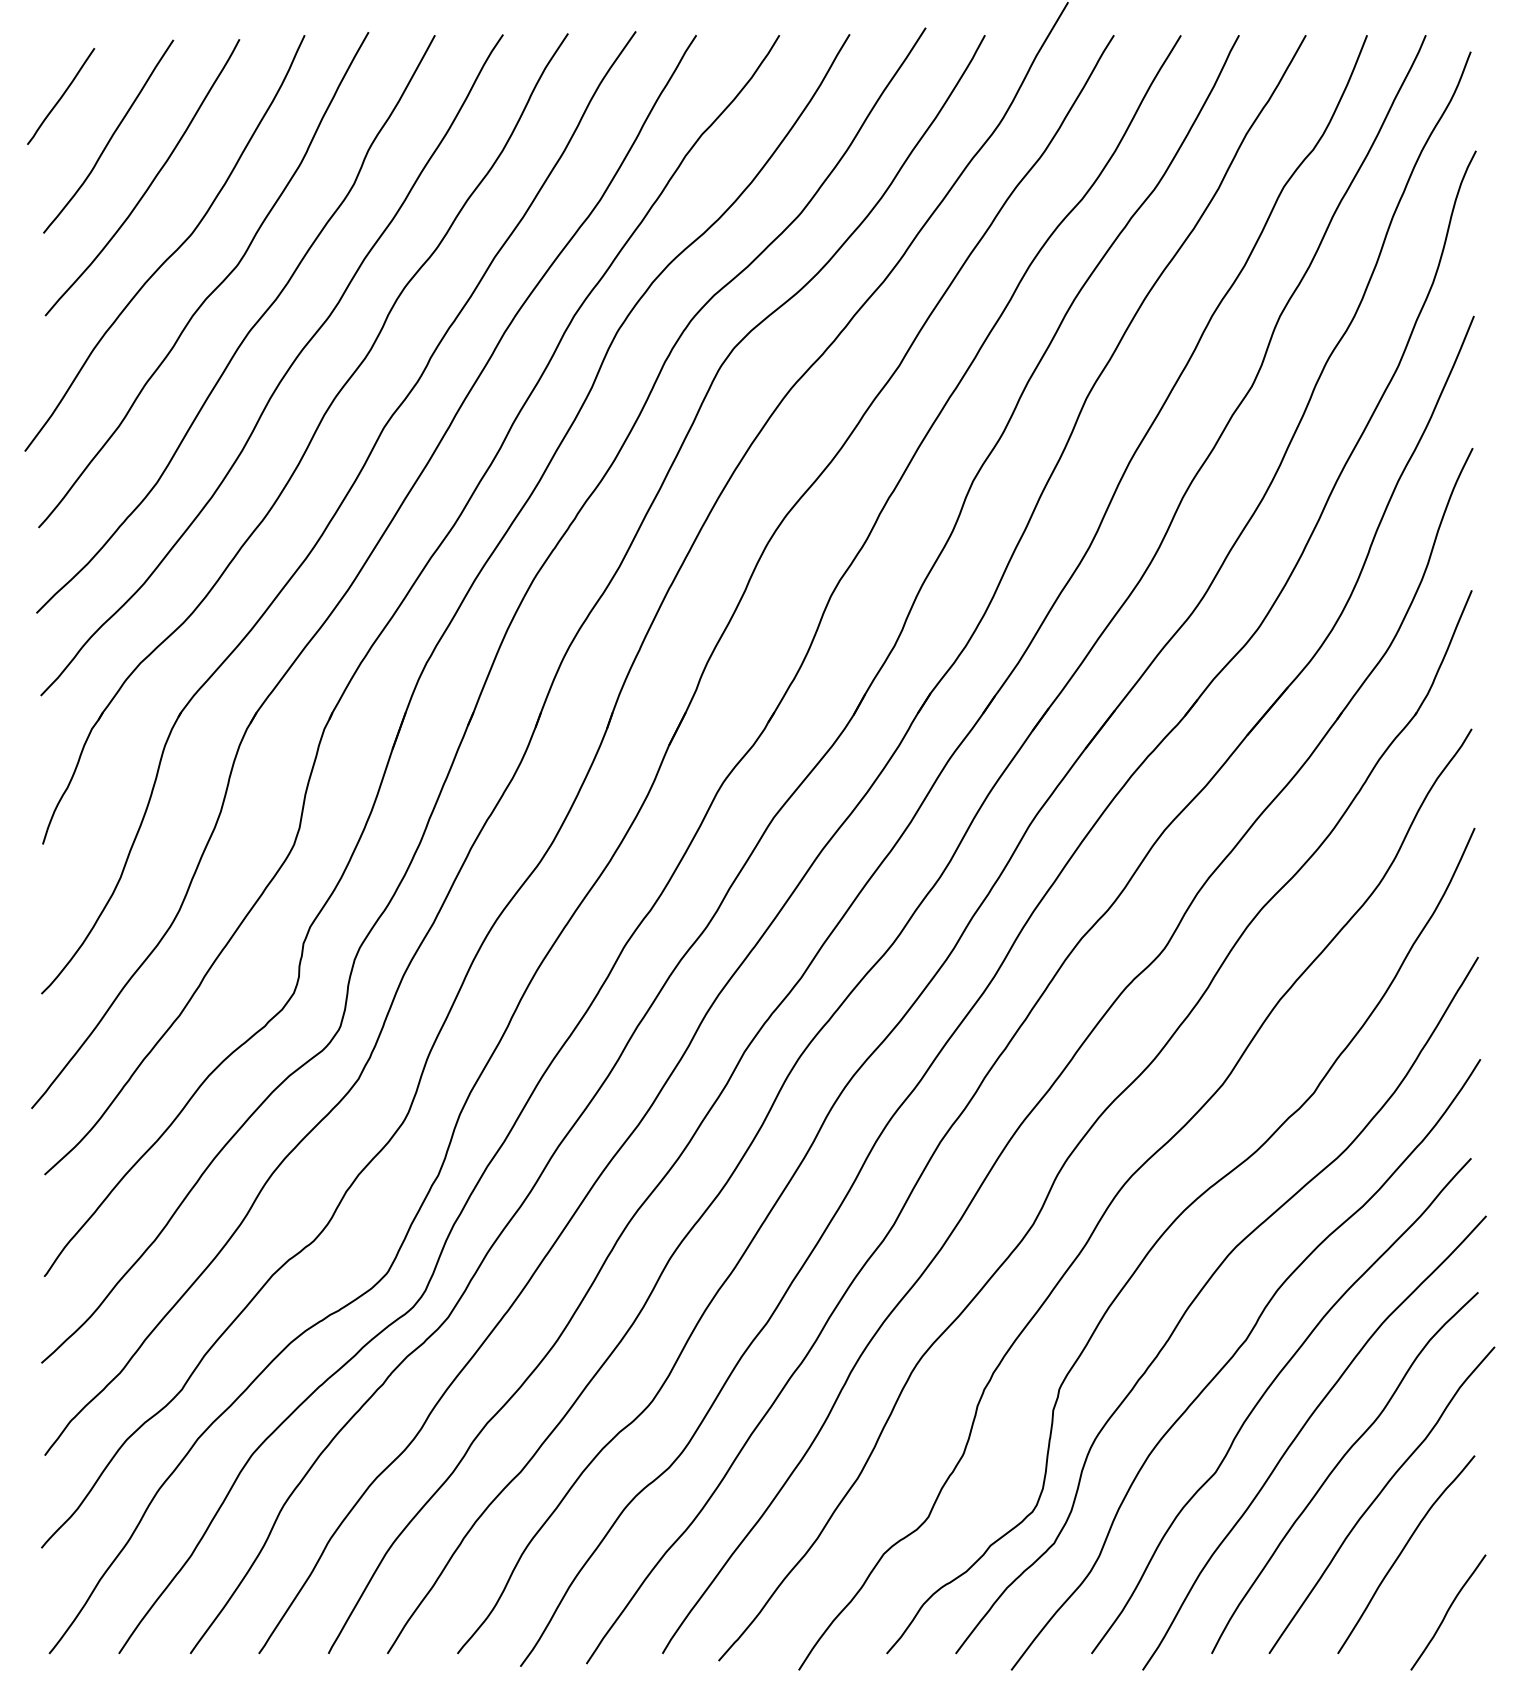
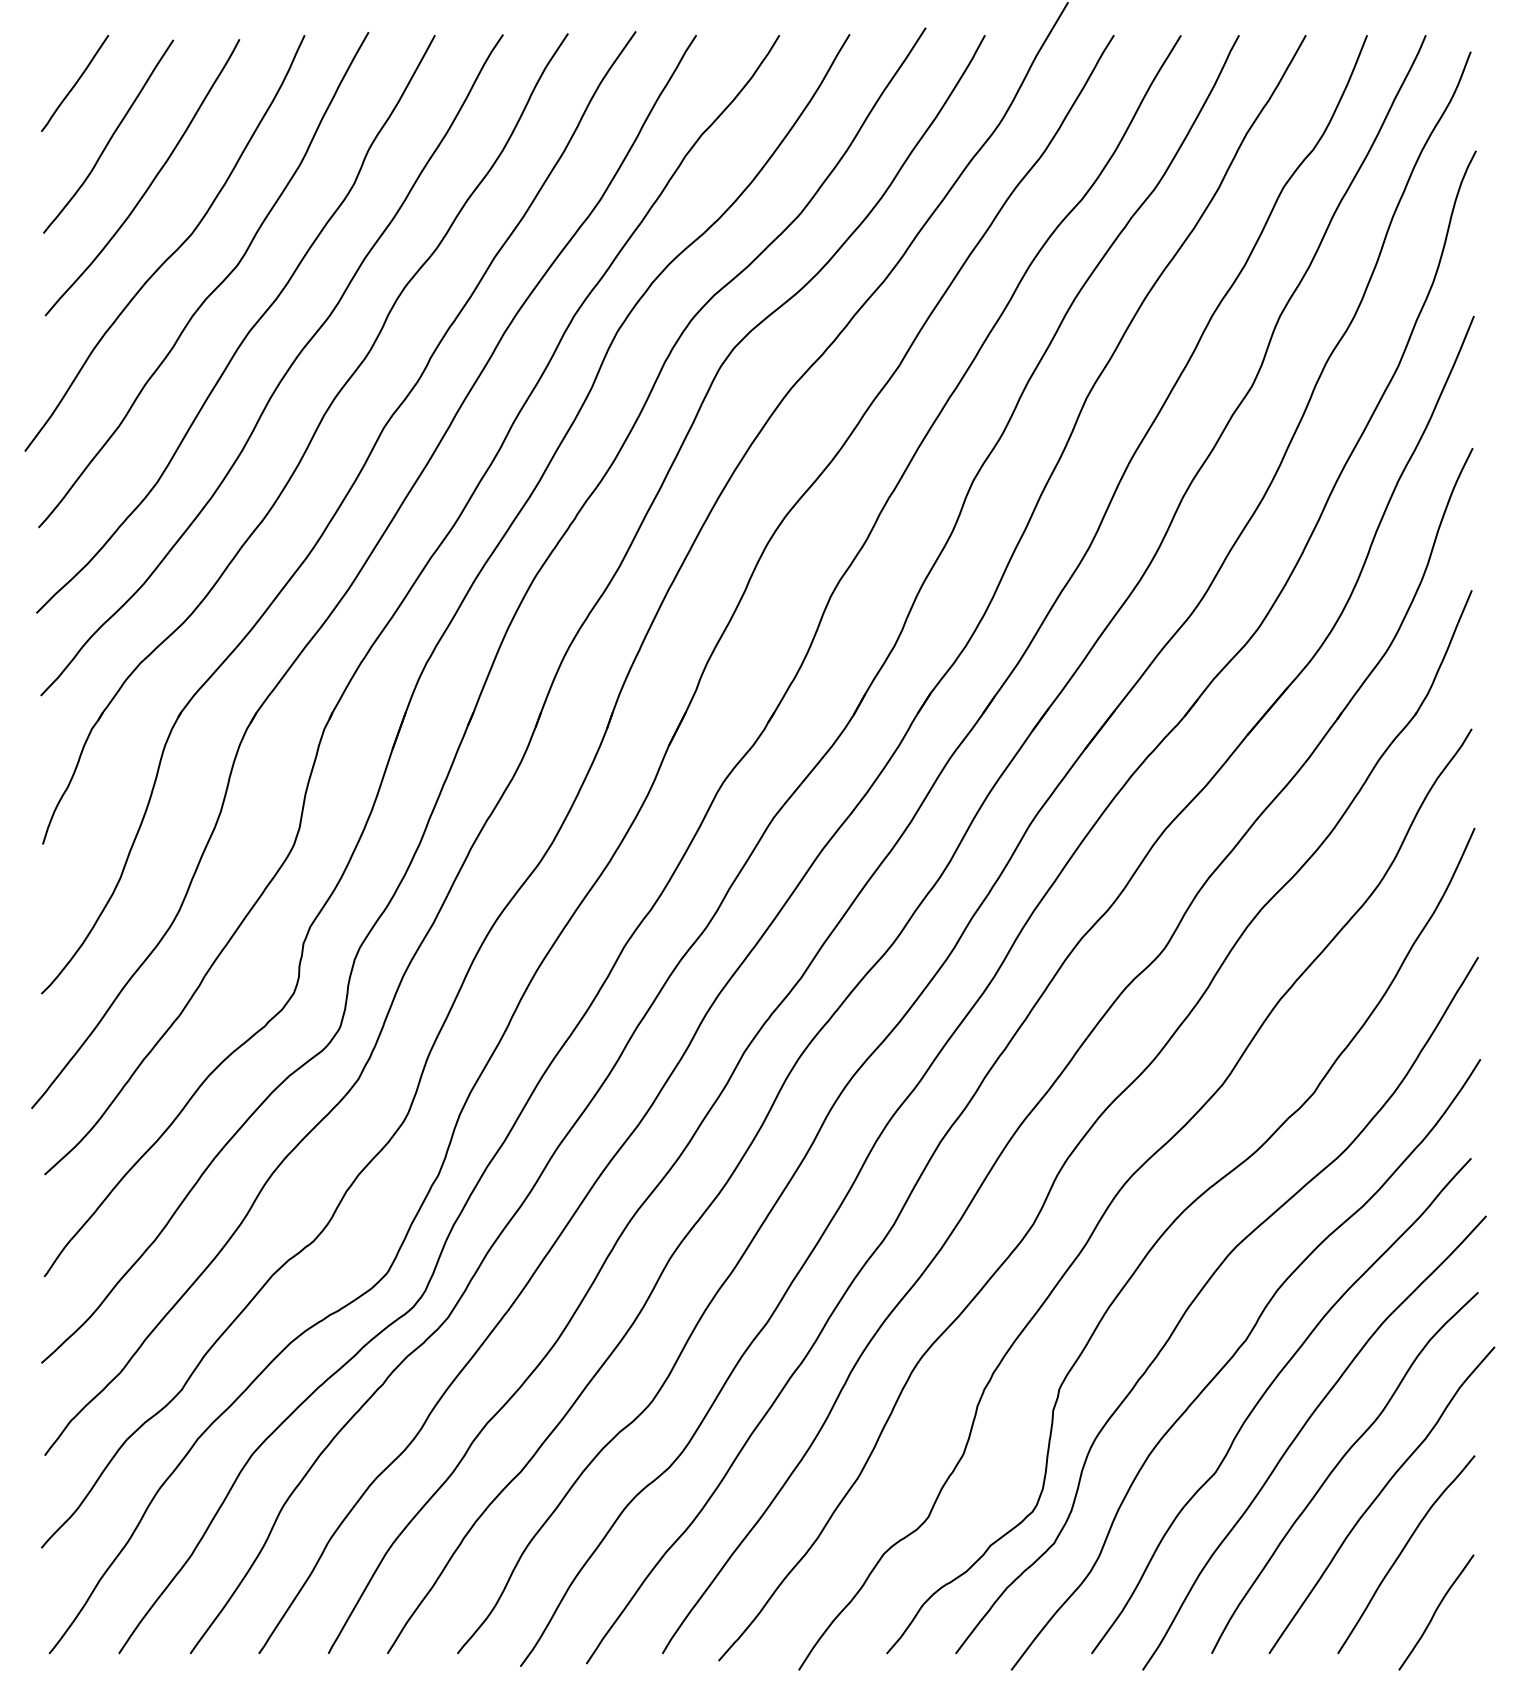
line position: (61, 96) -> (75, 83) (75, 83)
curve position: (1448, 1612) -> (1436, 1612) (1436, 1612)
